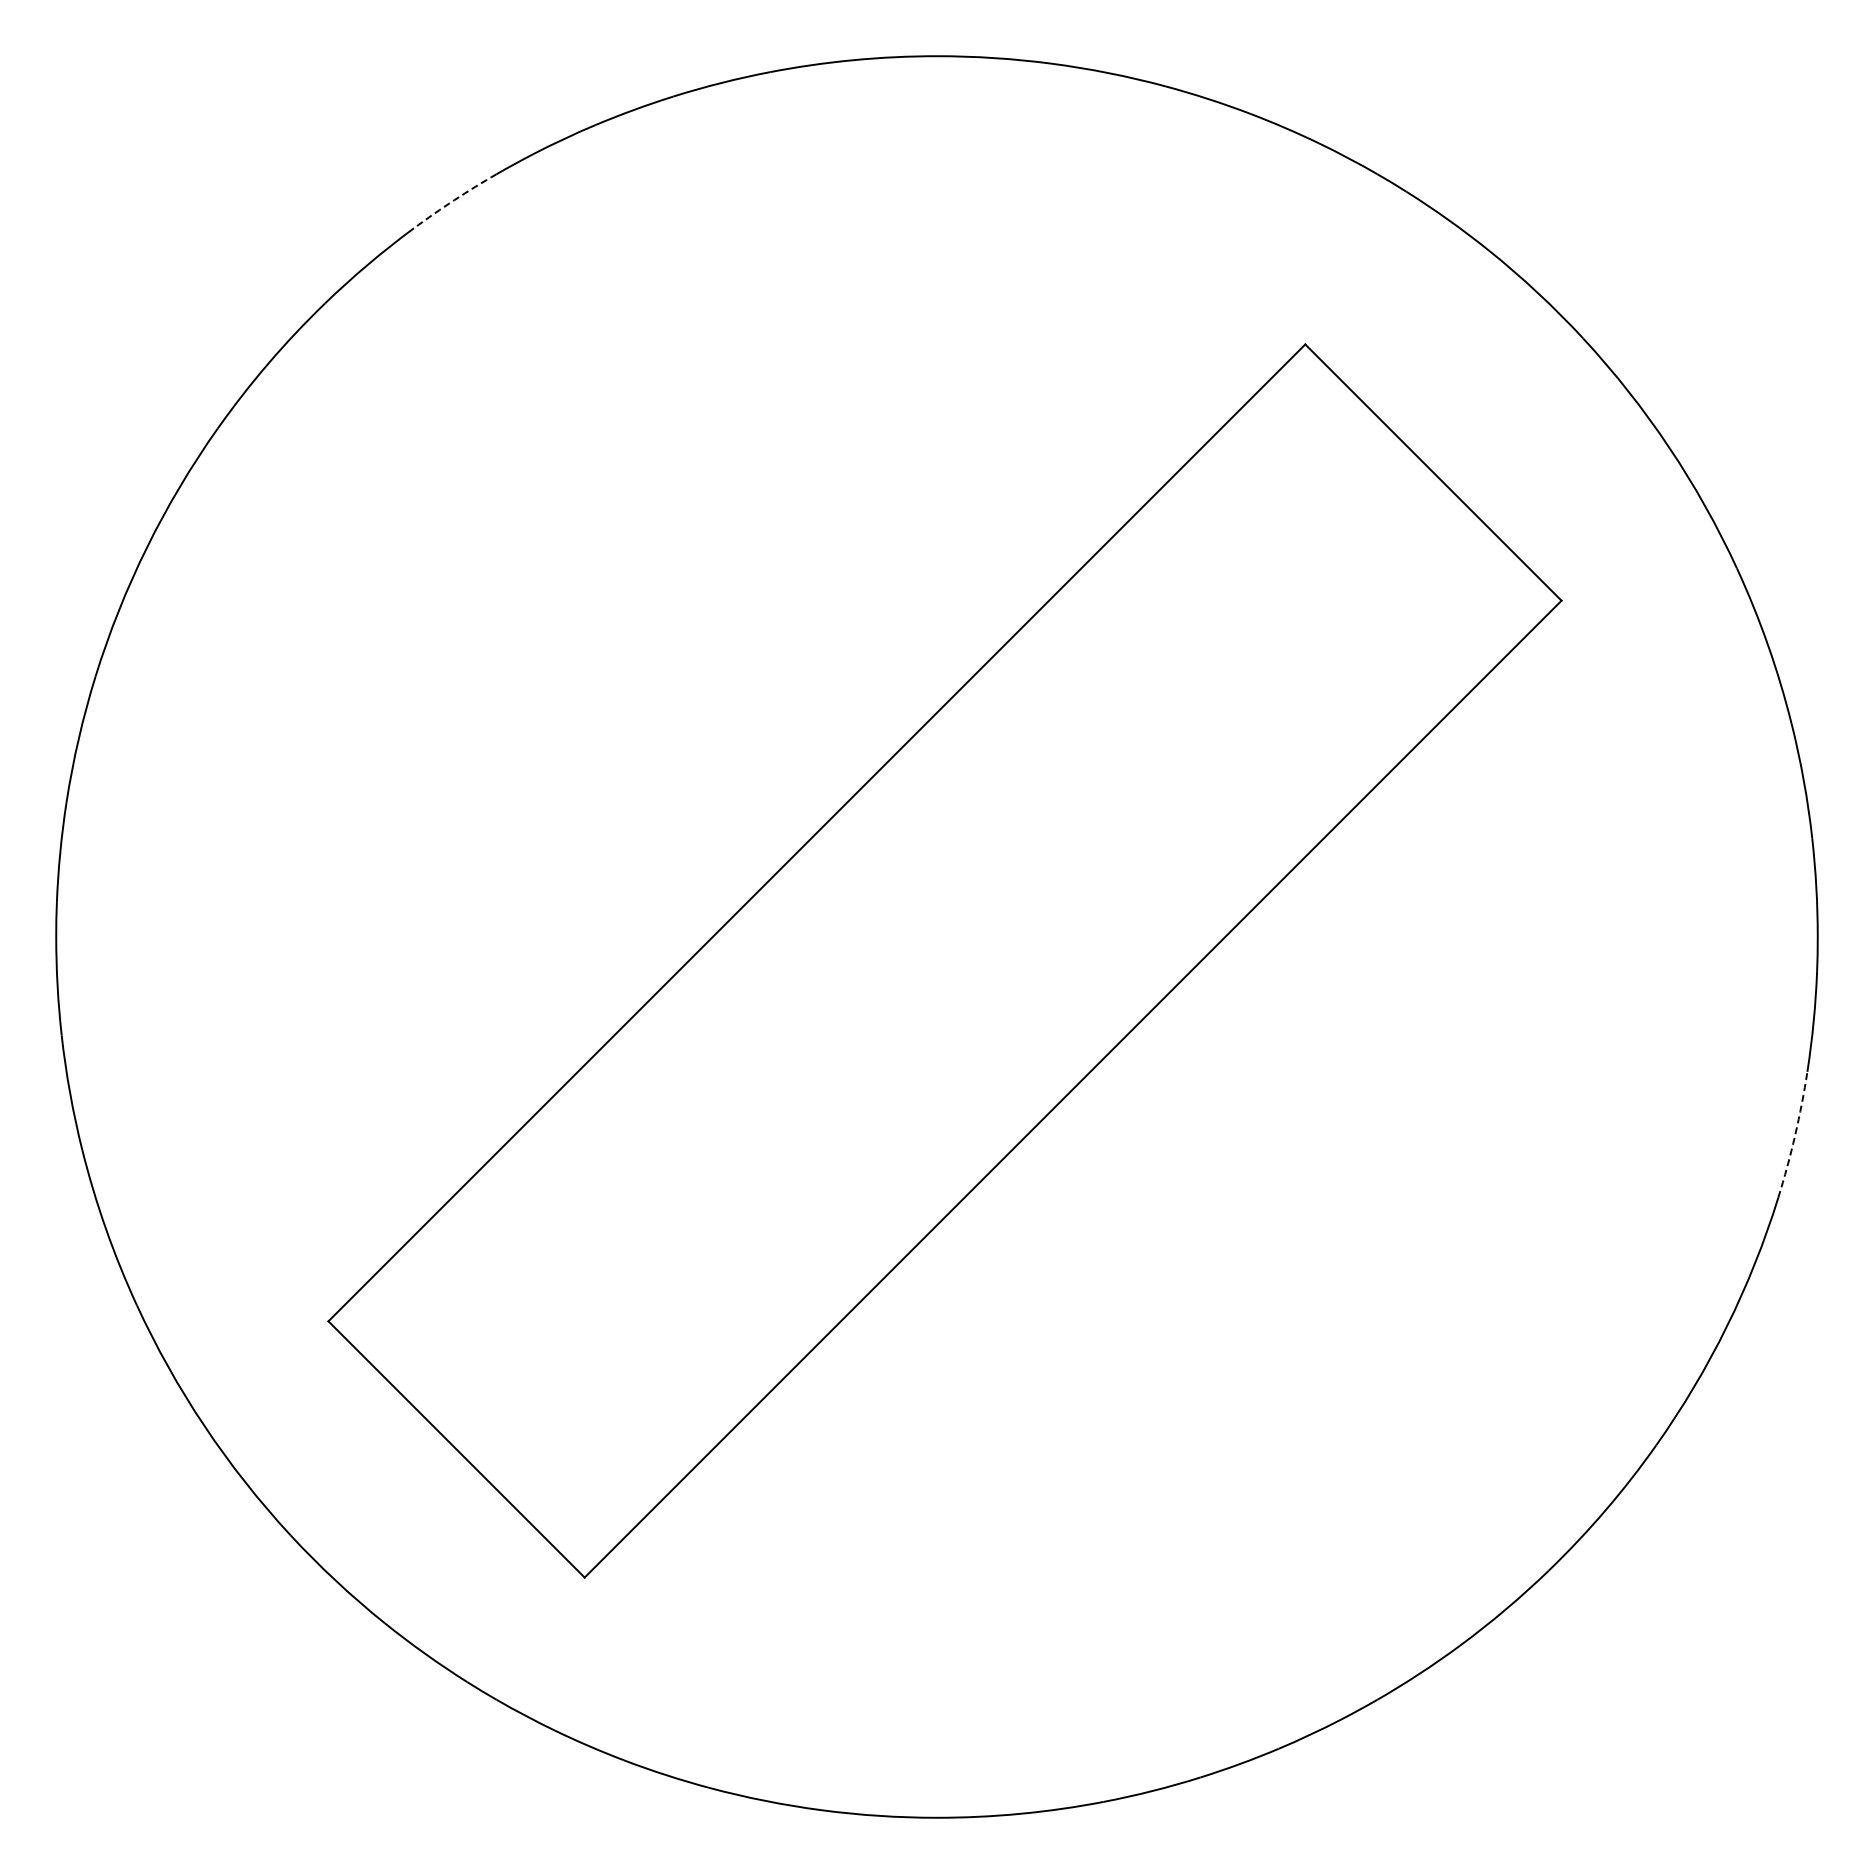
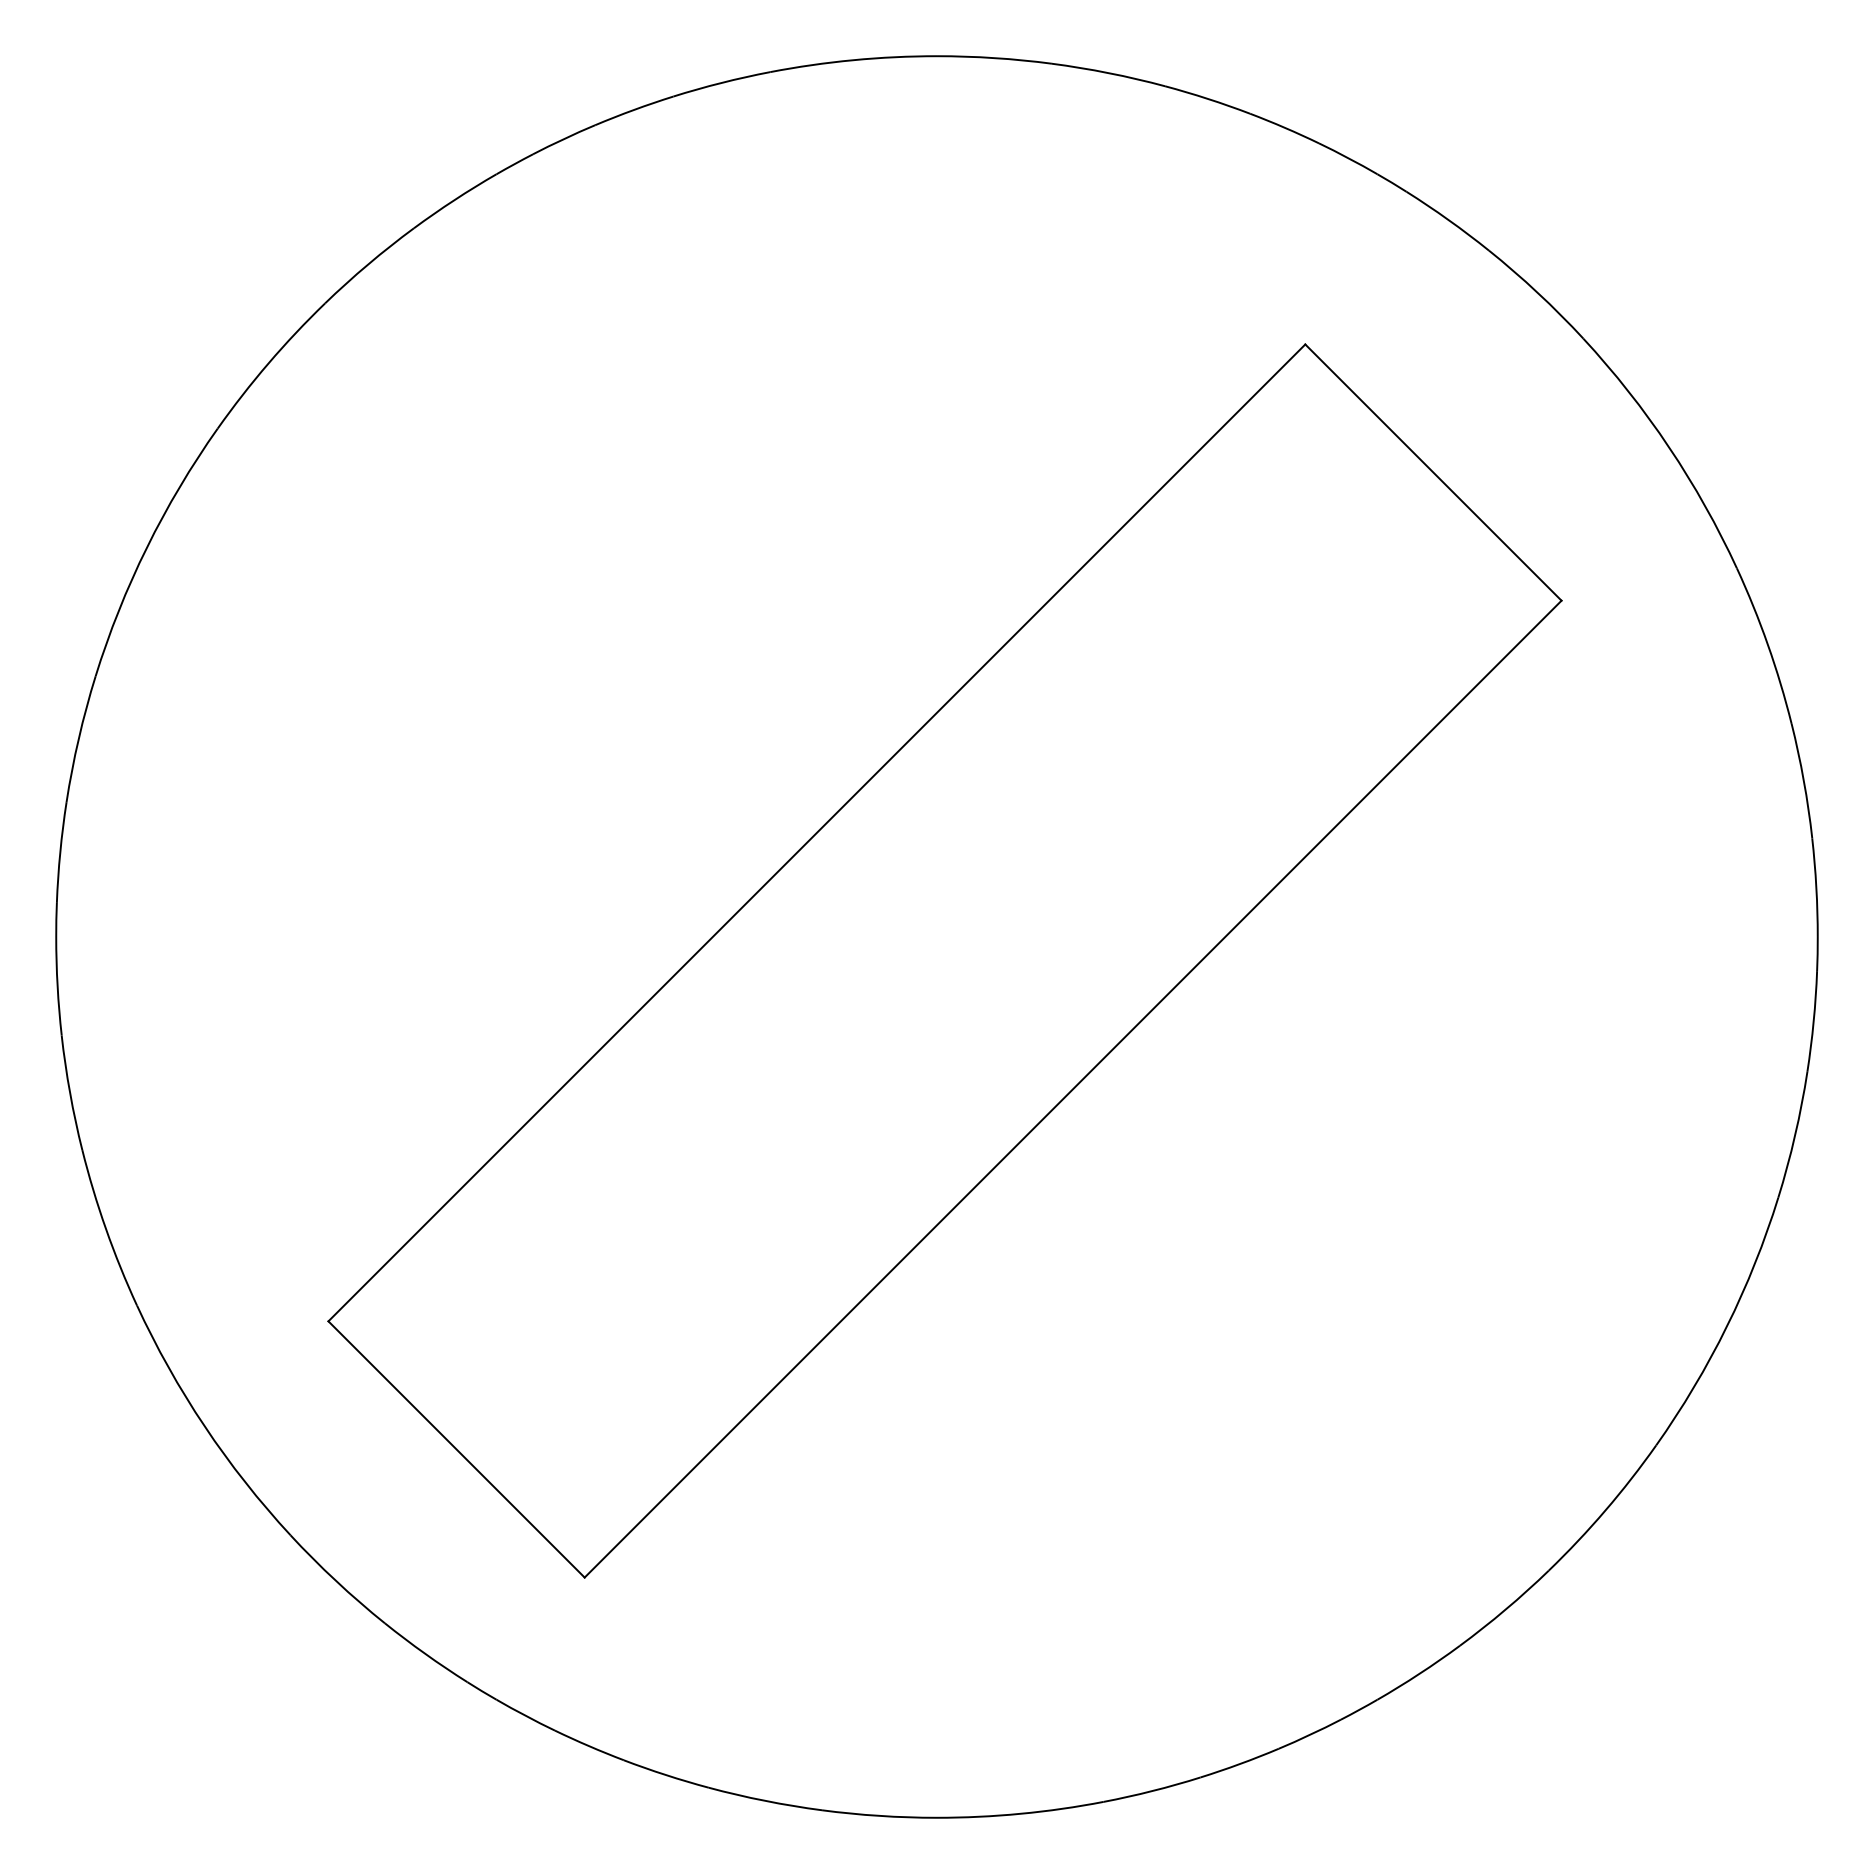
arc: dashed -> solid (454, 200)
arc: dashed -> solid (1795, 1135)
